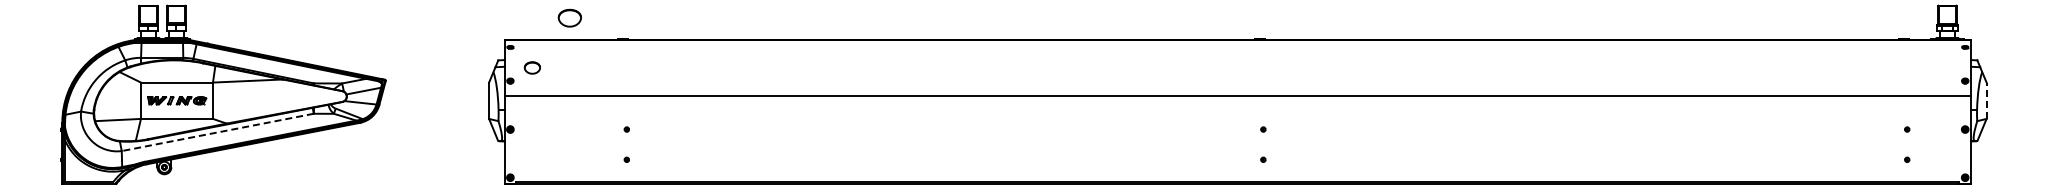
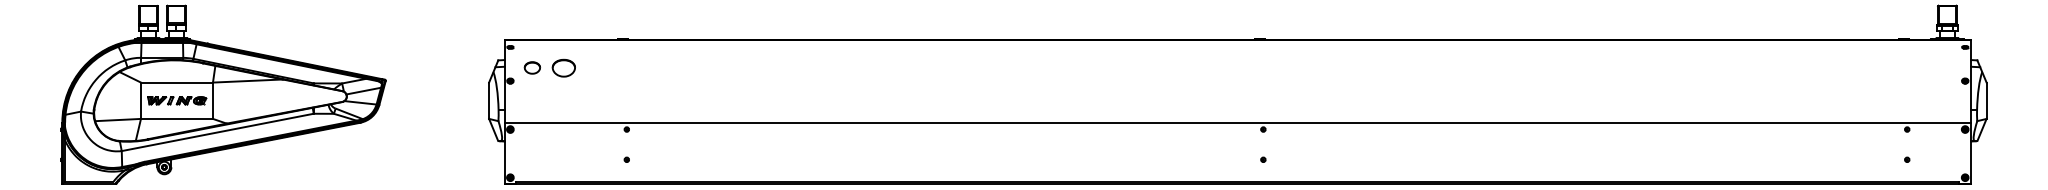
part position: (569, 17) -> (563, 67) (563, 67)
line position: (1237, 95) -> (1237, 122) (1237, 122)
line: dashed -> solid (1986, 100)
line: dashed -> solid (217, 132)
